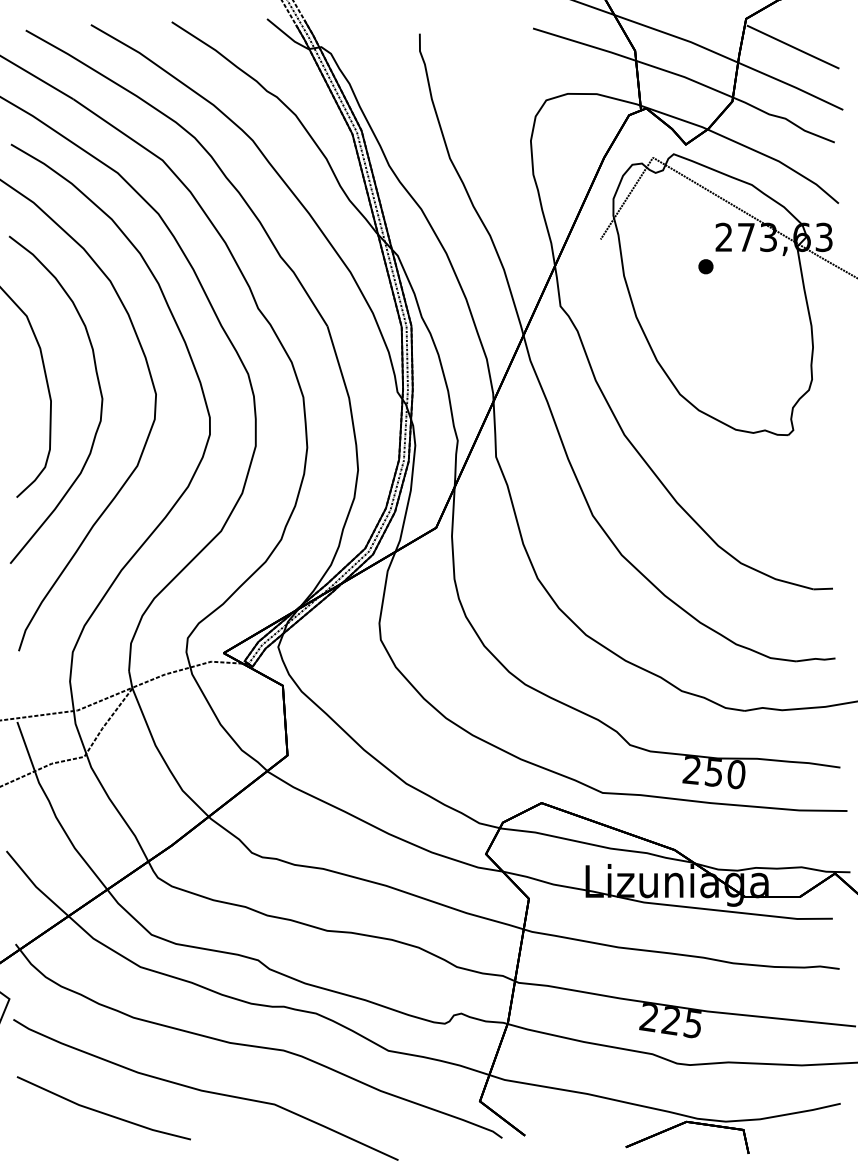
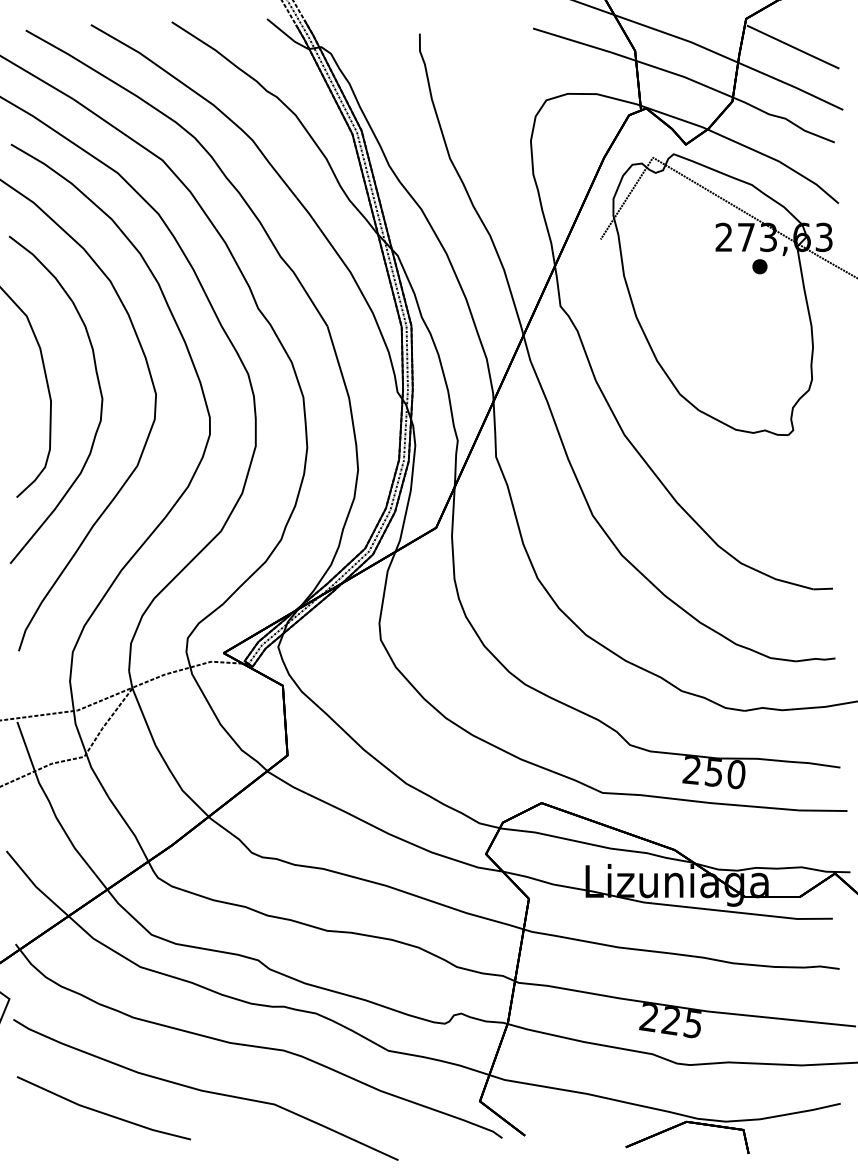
part position: (705, 266) -> (759, 266) (759, 266)
